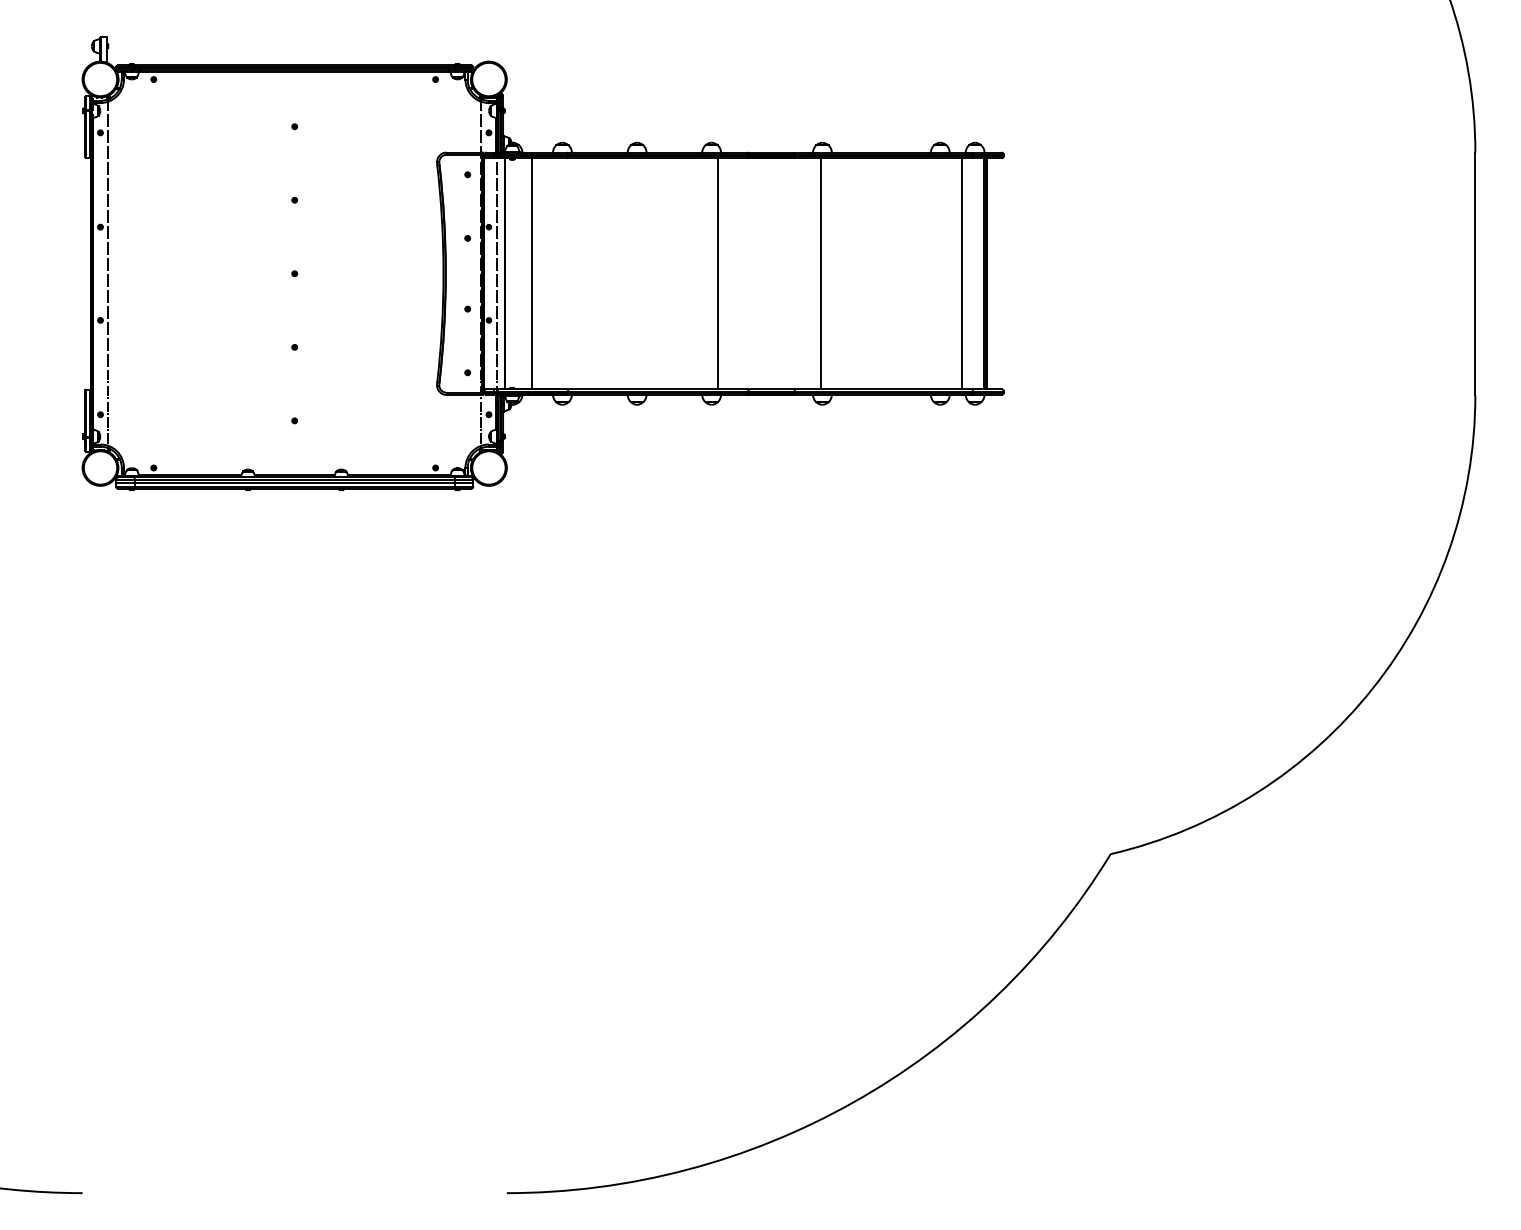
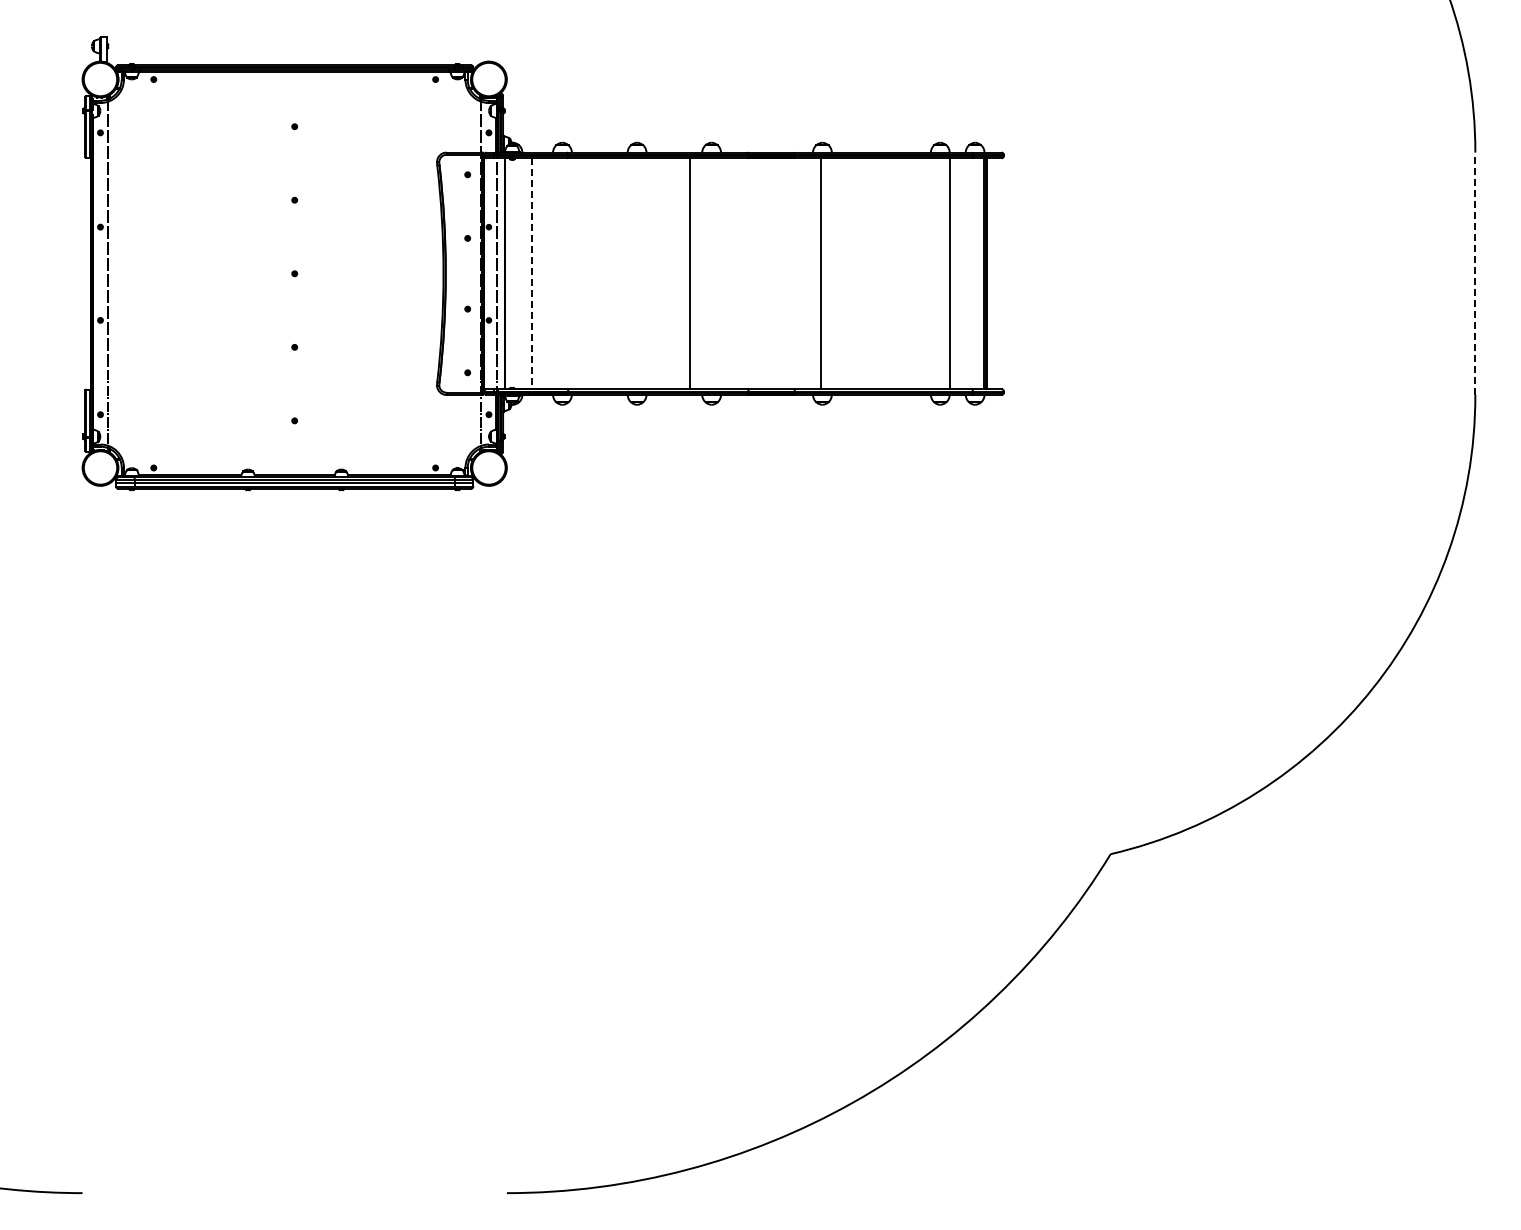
line: solid -> dashed (532, 273)
line position: (718, 273) -> (690, 273) (690, 273)
line position: (962, 273) -> (950, 273) (950, 273)
line: solid -> dashed (1475, 273)
